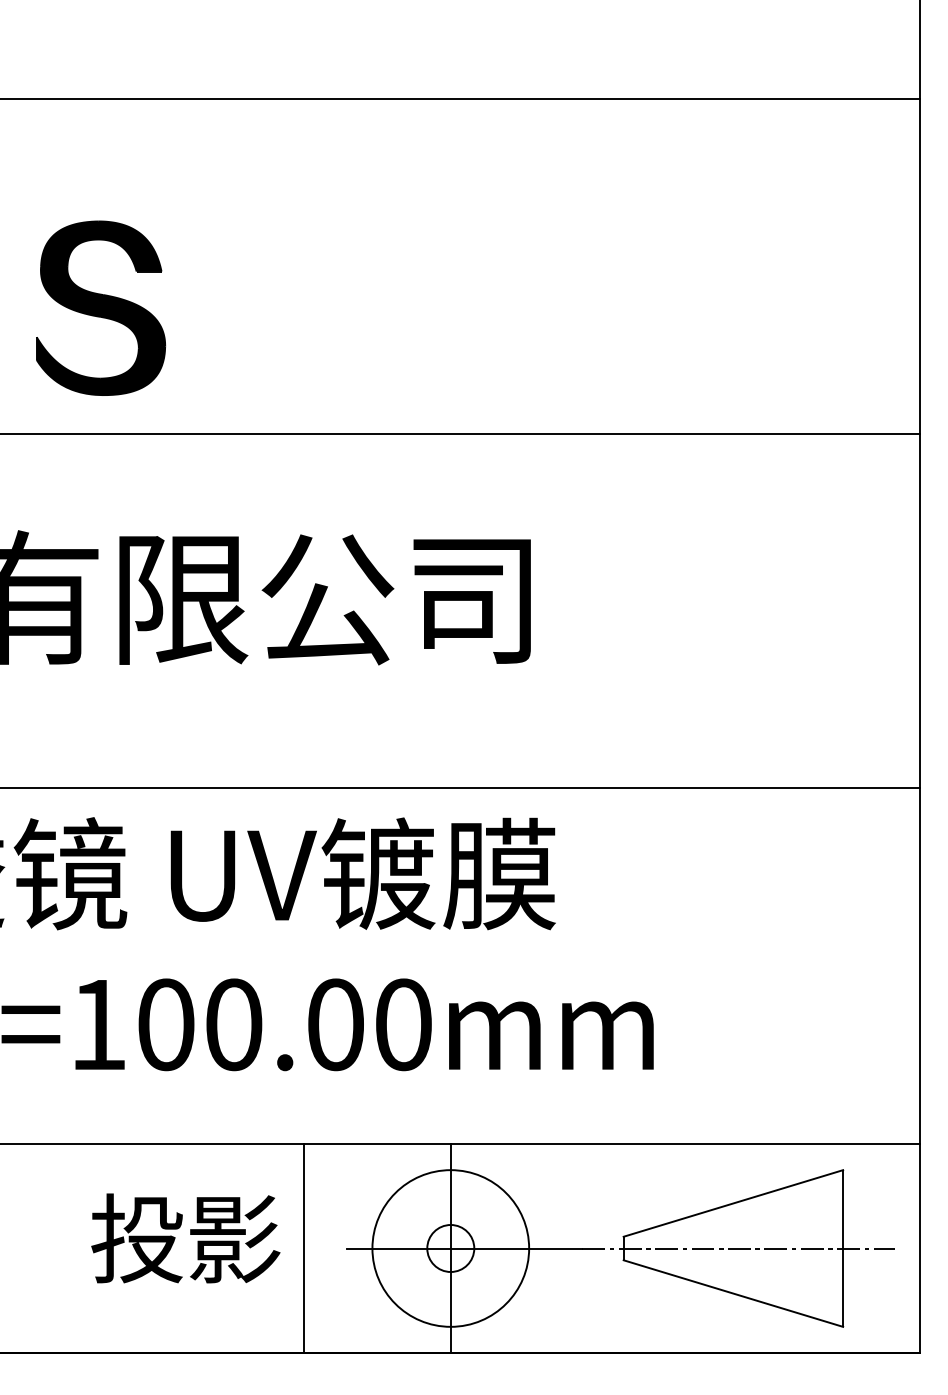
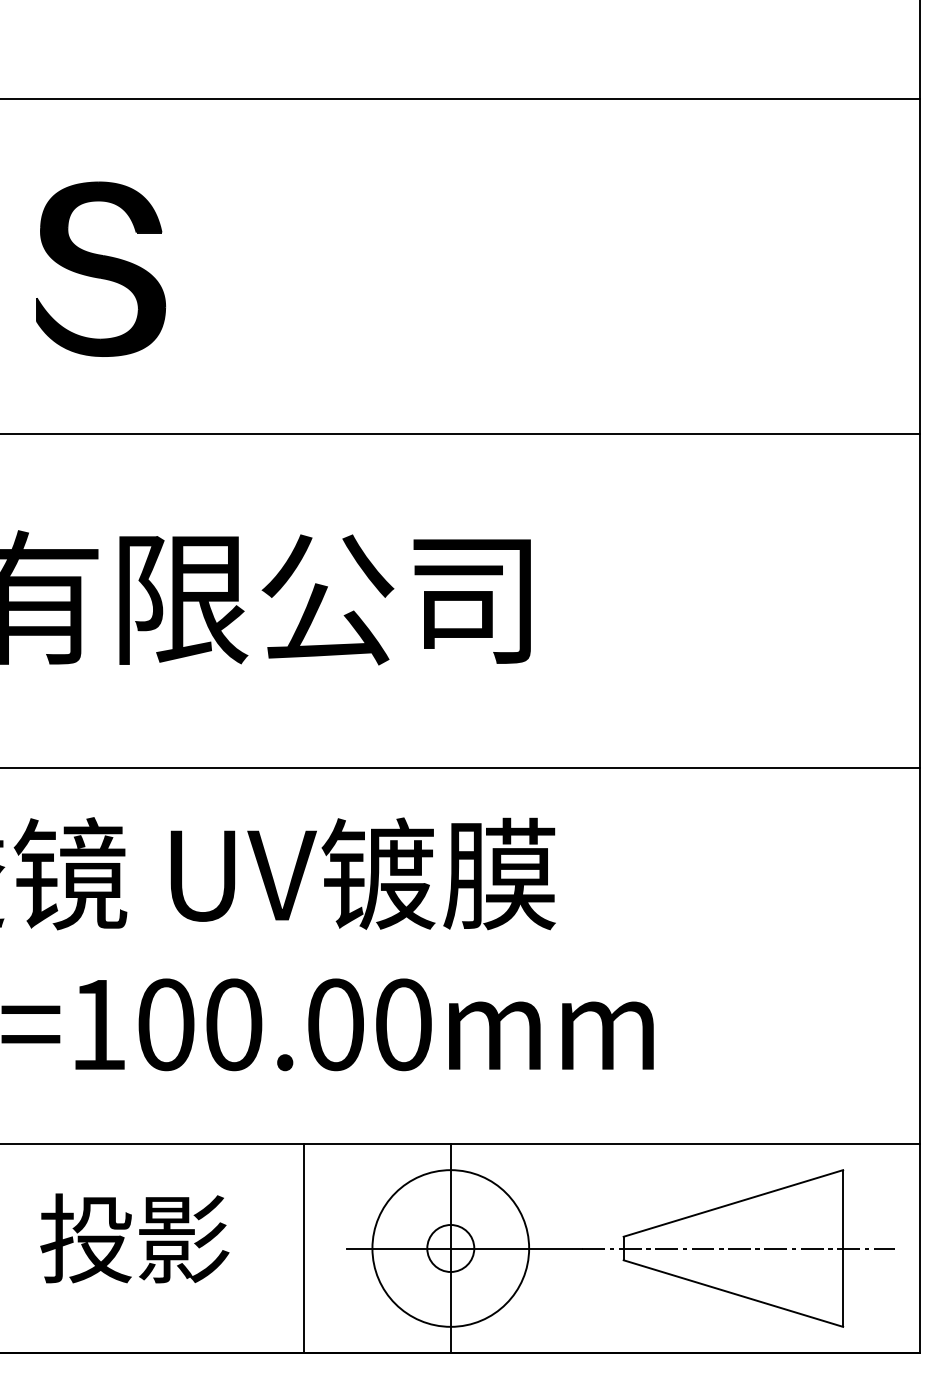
part position: (101, 307) -> (101, 268) (101, 268)
line position: (460, 788) -> (460, 768) (460, 768)
text position: (185, 1238) -> (134, 1238) (134, 1238)
